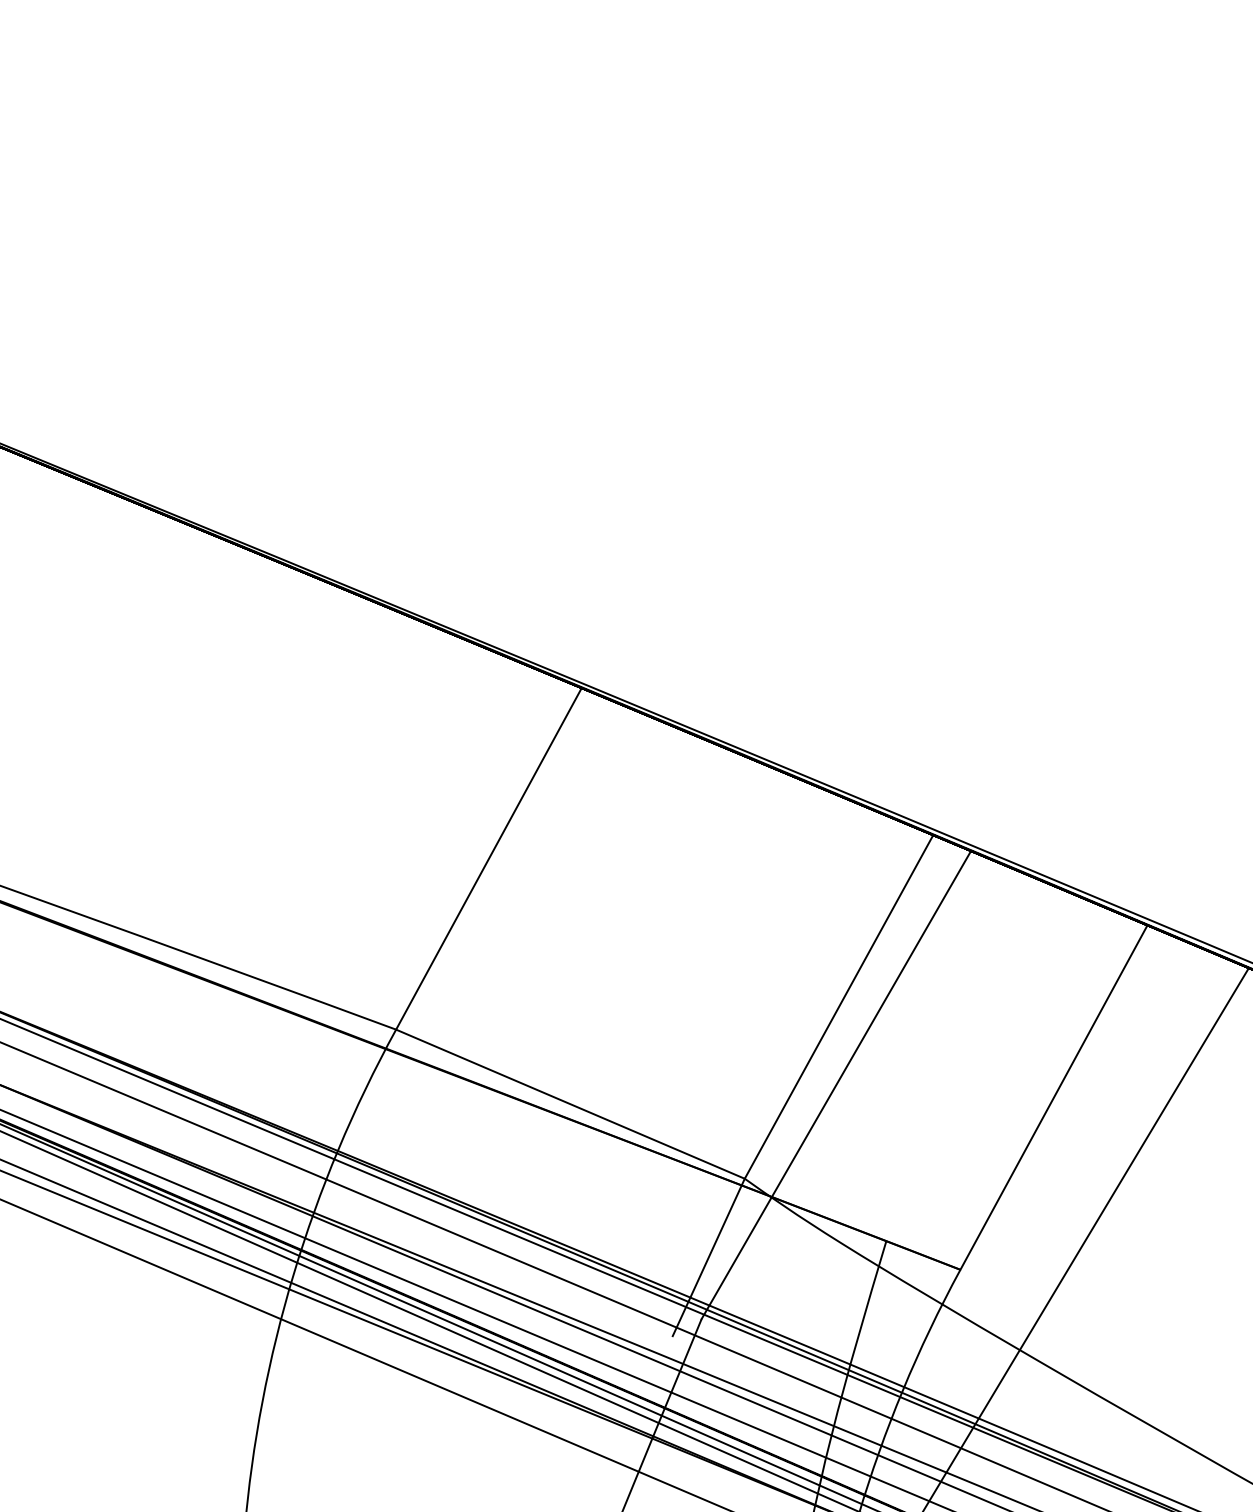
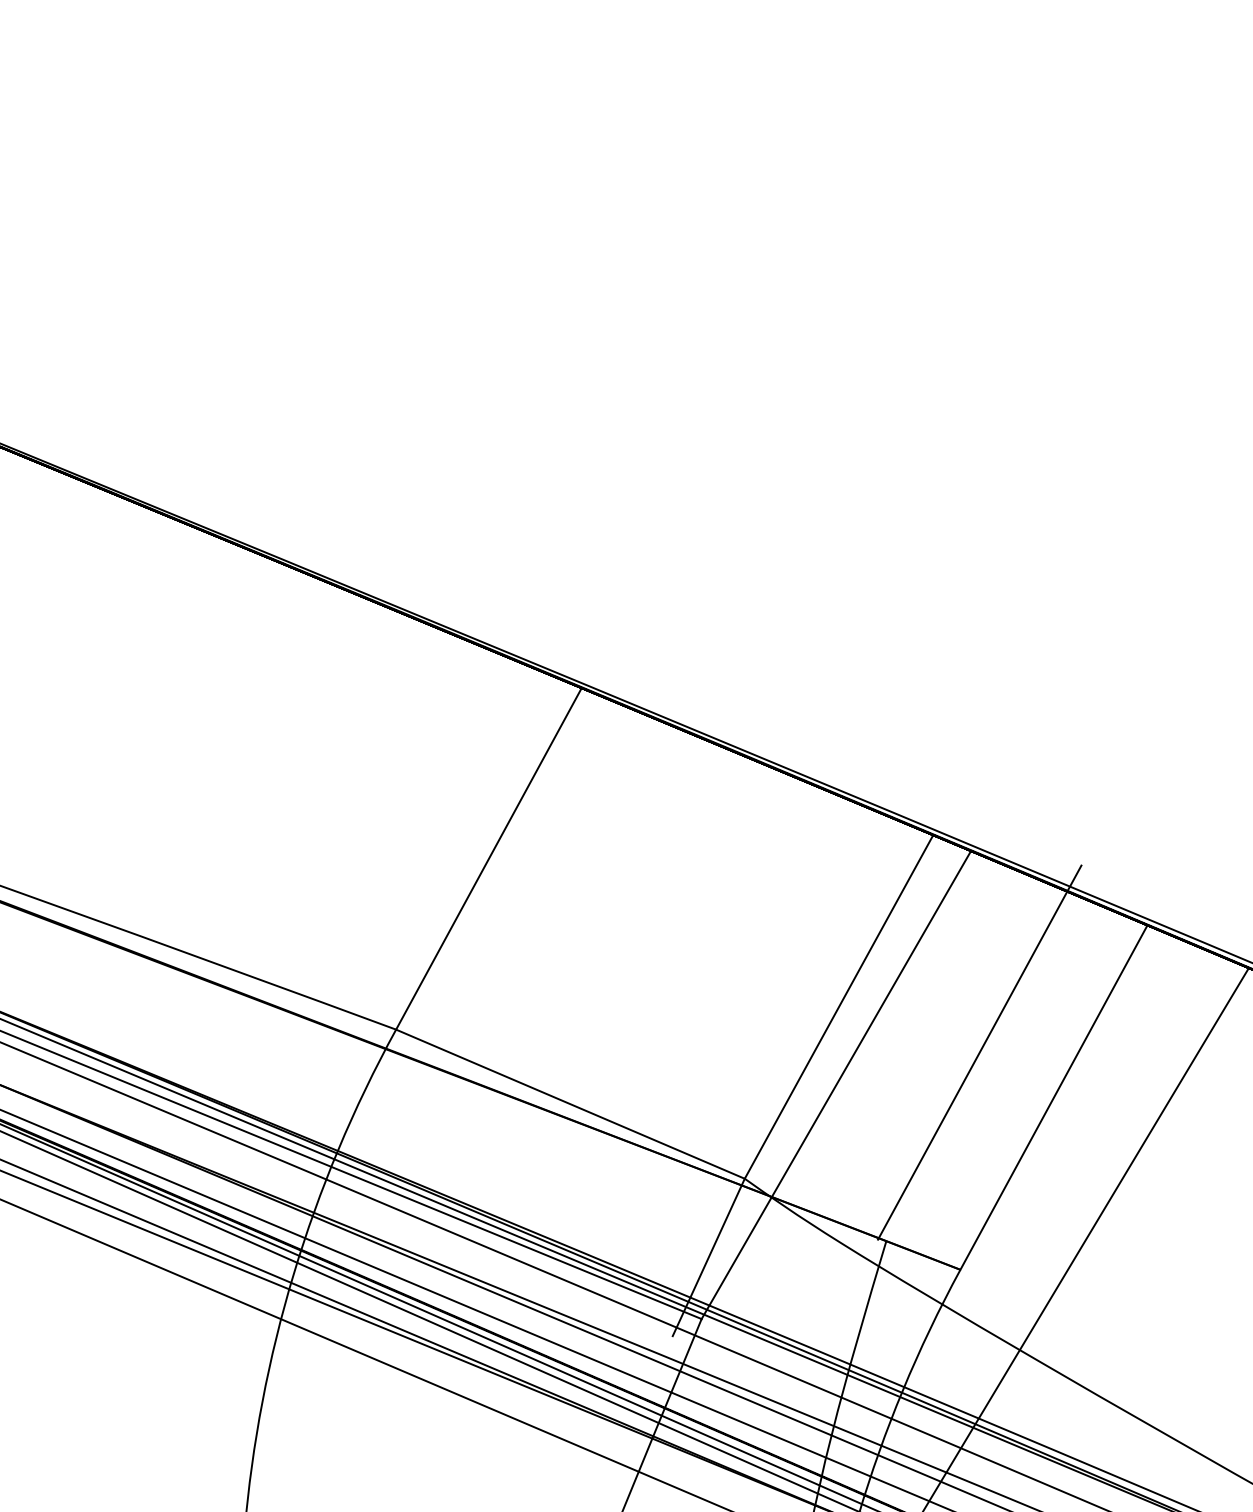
line: none -> present (979, 1052)
line: none -> present (351, 1175)
